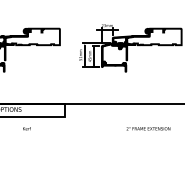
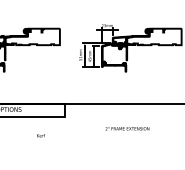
text position: (26, 128) -> (40, 135) (40, 135)
text position: (148, 128) -> (127, 128) (127, 128)
